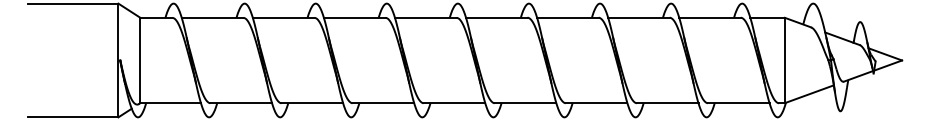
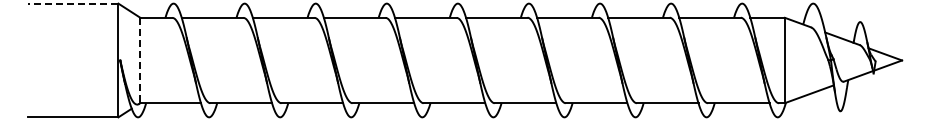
line: solid -> dashed (72, 3)
line: solid -> dashed (140, 60)
